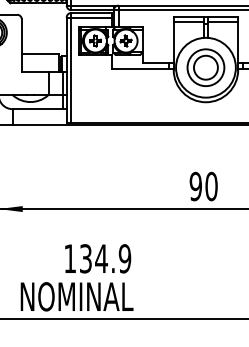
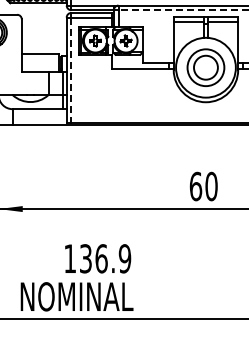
line: solid -> dashed (183, 10)
line: solid -> dashed (71, 70)
text: 90 -> 60 (195, 186)
text: 134.9 -> 136.9 (101, 258)
